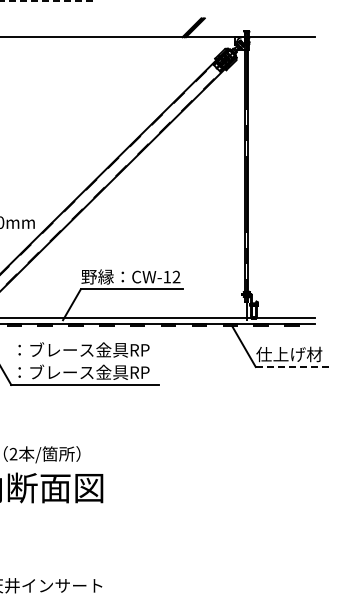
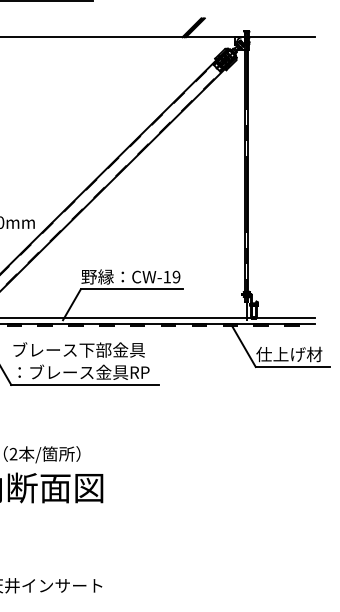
line: dashed -> solid (46, 0)
text: CW-12 -> CW-19 (176, 277)
text: ：ブレース金具RP -> ブレース下部金具 (81, 349)
line: dashed -> solid (293, 367)
